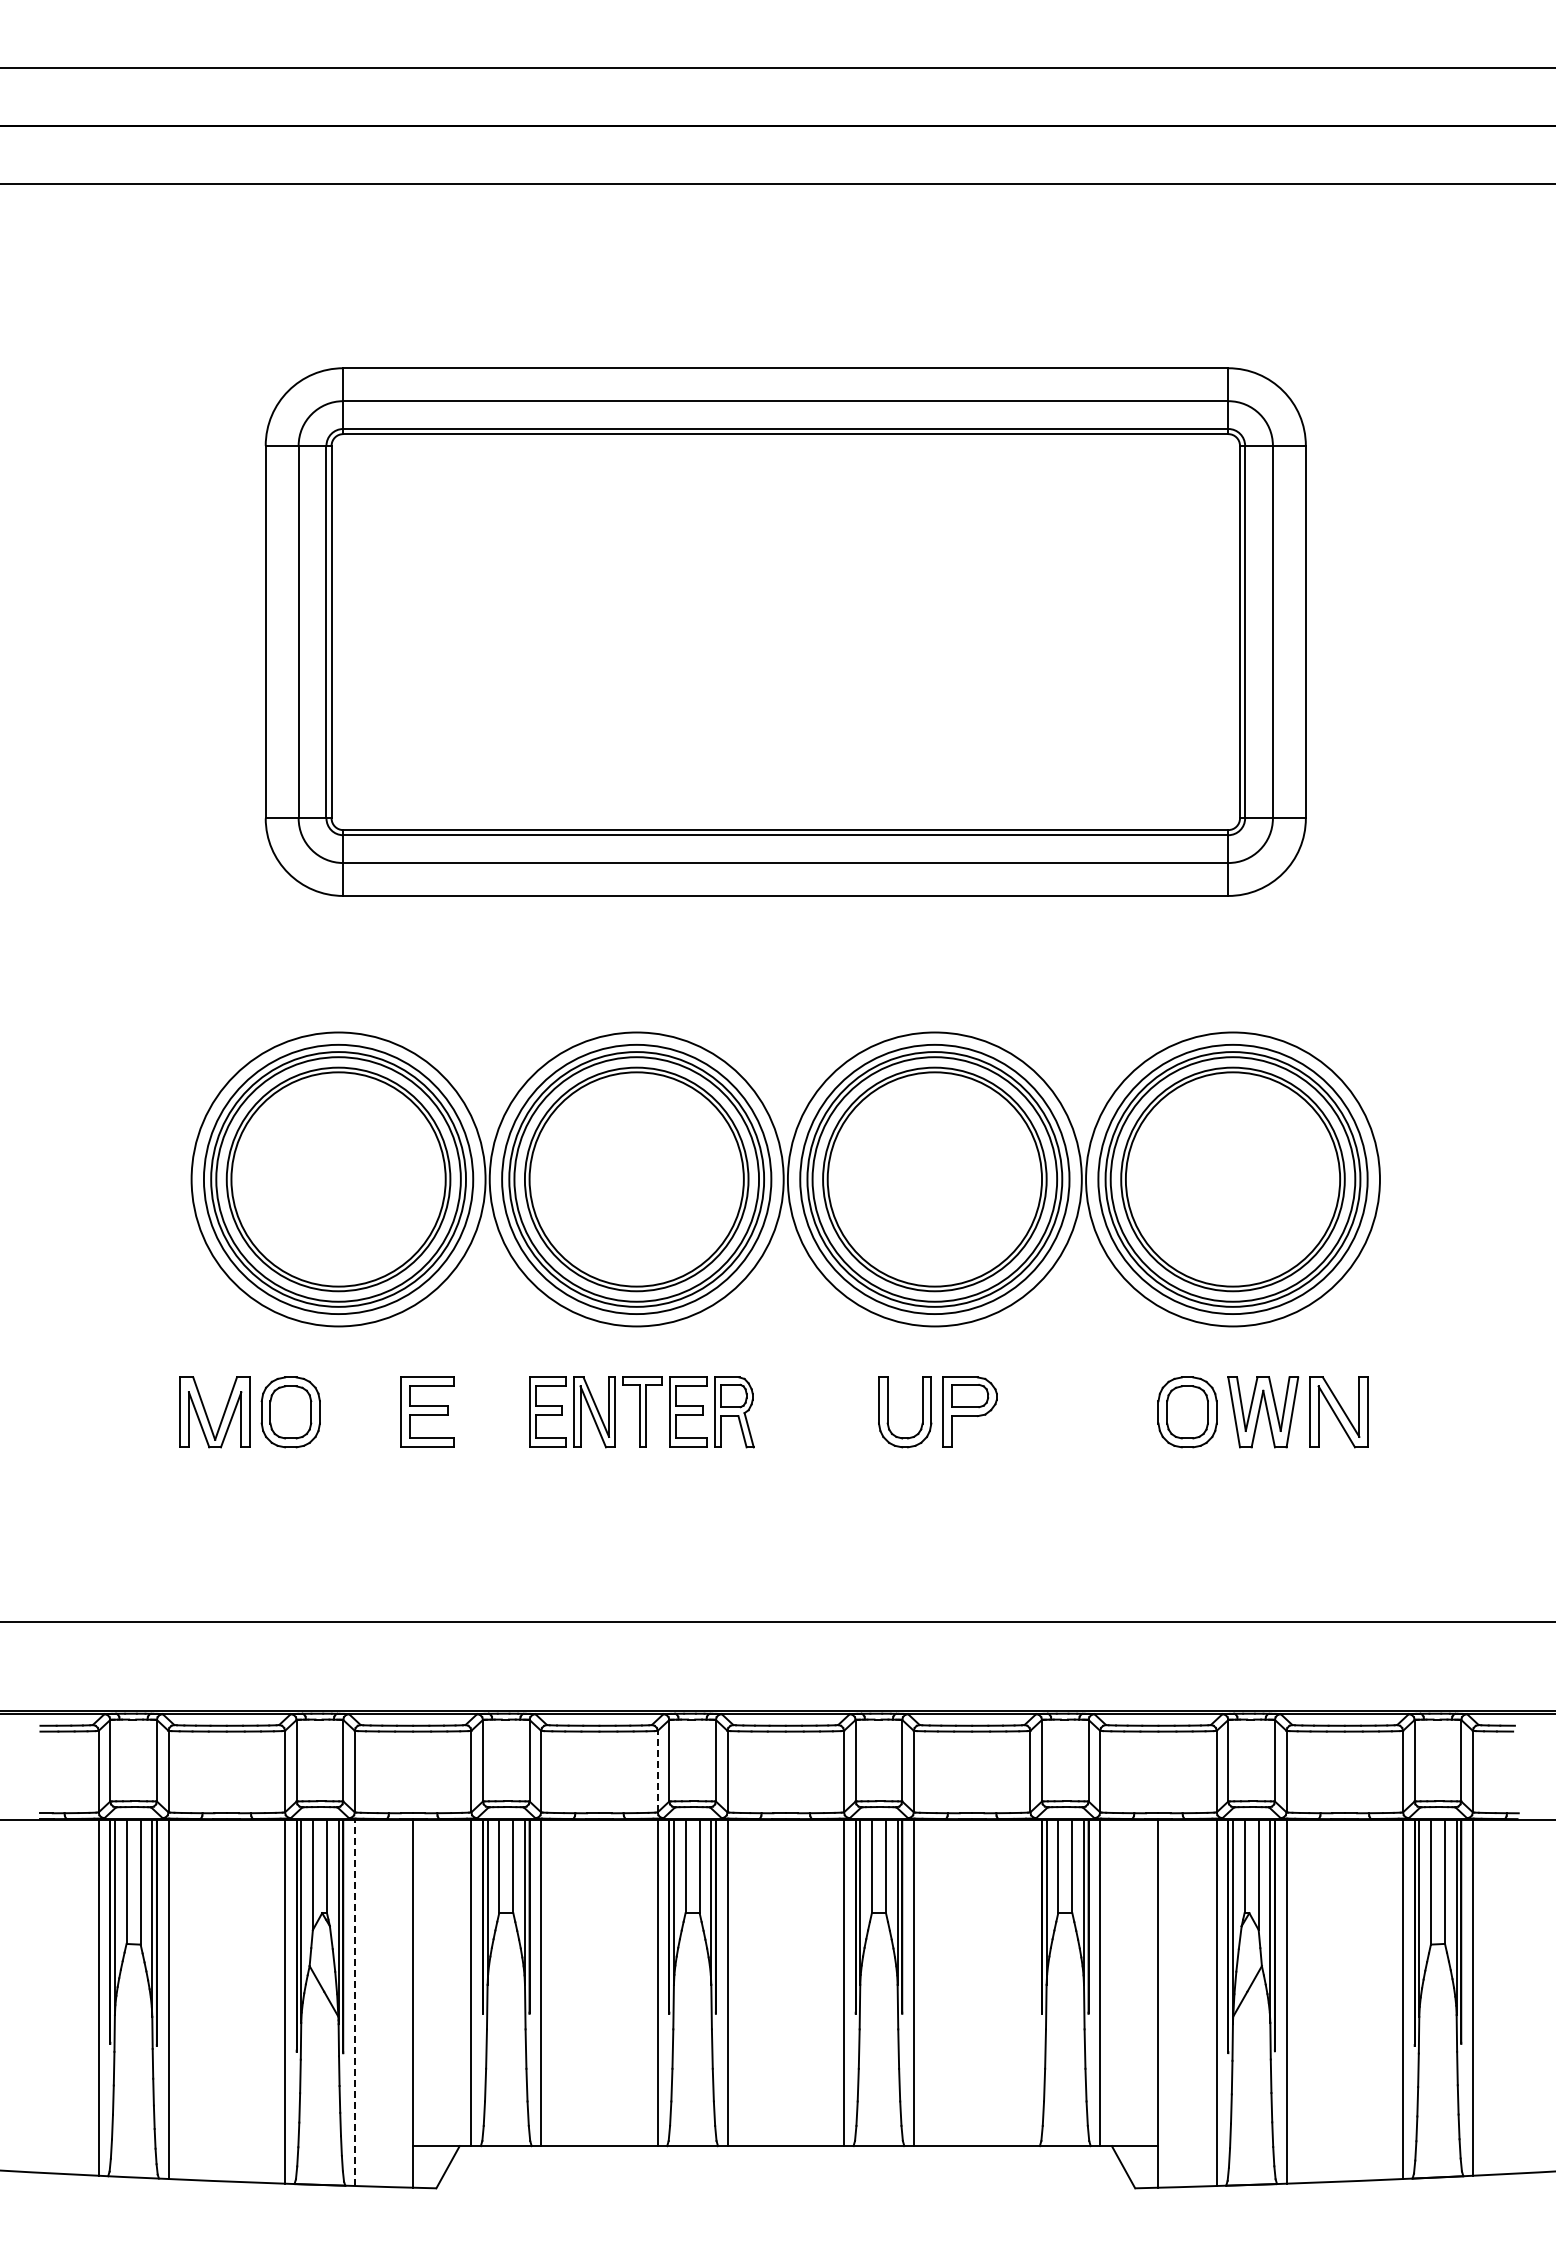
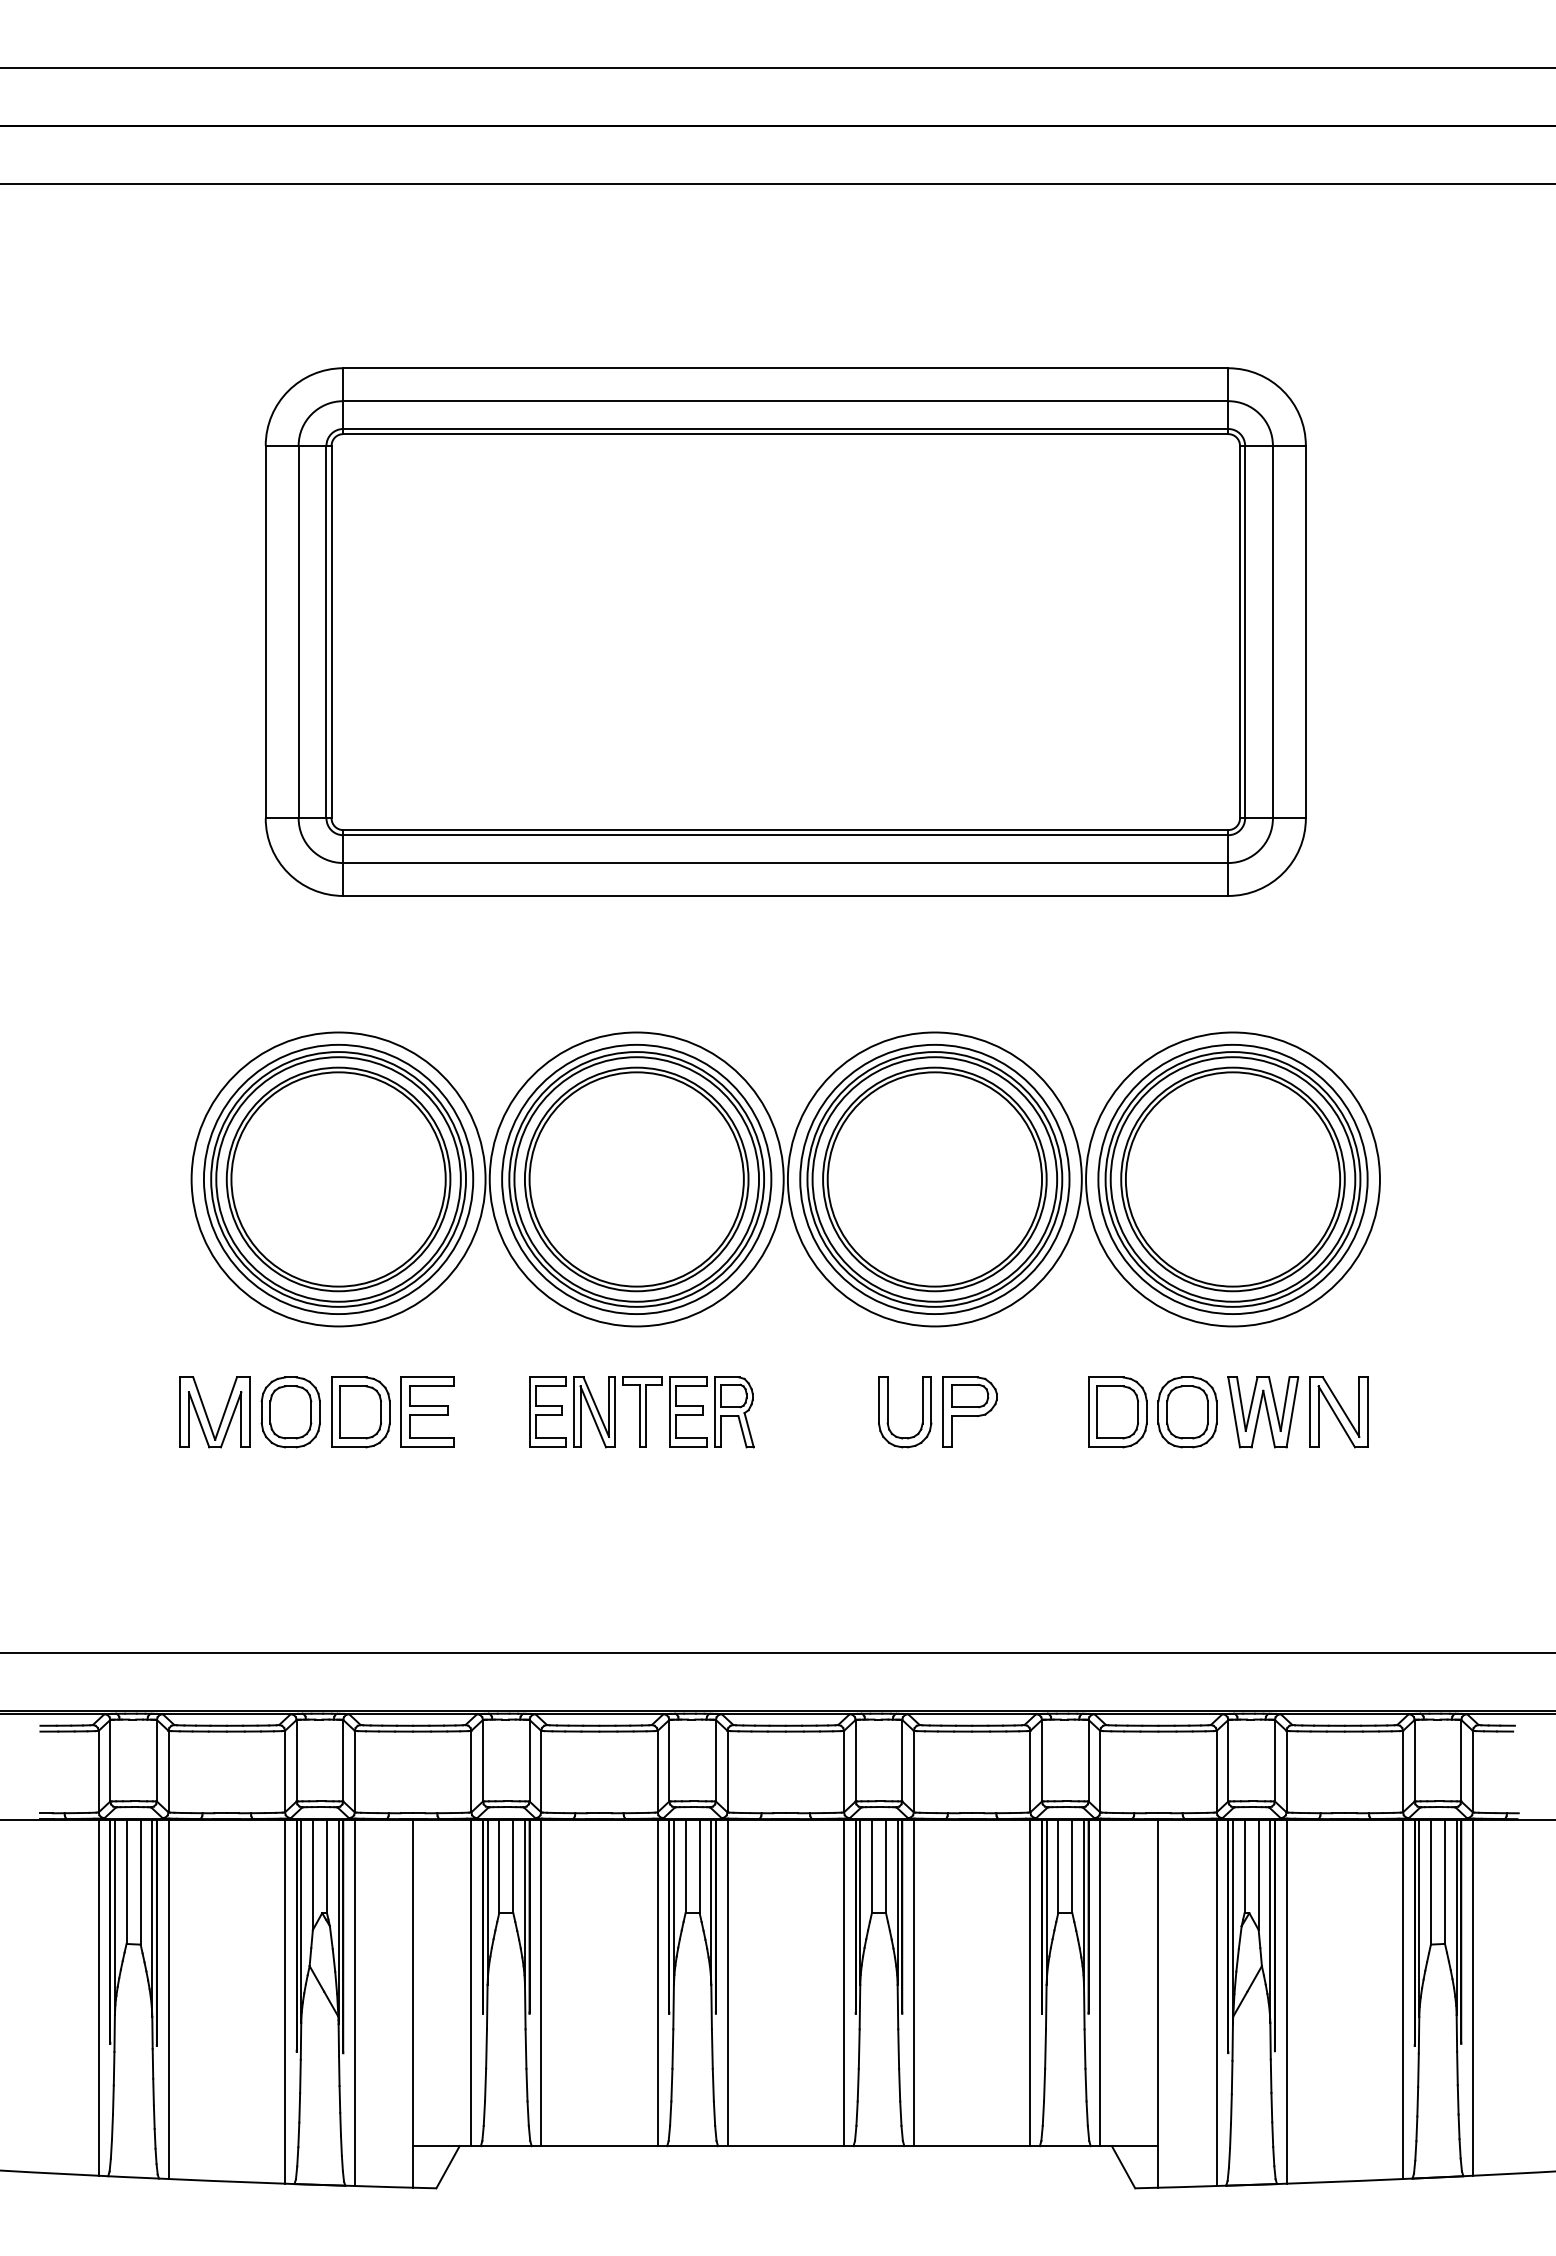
part: none -> present (360, 1412)
part: none -> present (1117, 1412)
line position: (777, 1622) -> (777, 1653) (777, 1653)
line: dashed -> solid (657, 1771)
line: none -> present (1030, 1983)
line: dashed -> solid (354, 2002)
